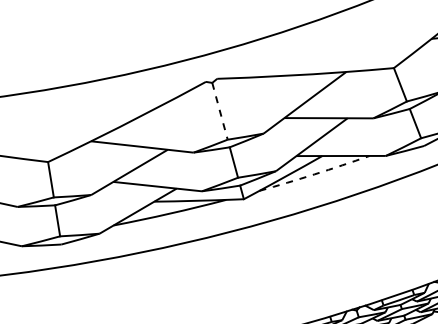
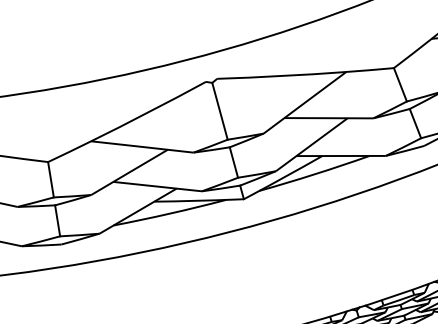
line: dashed -> solid (220, 111)
arc: dashed -> solid (314, 174)
